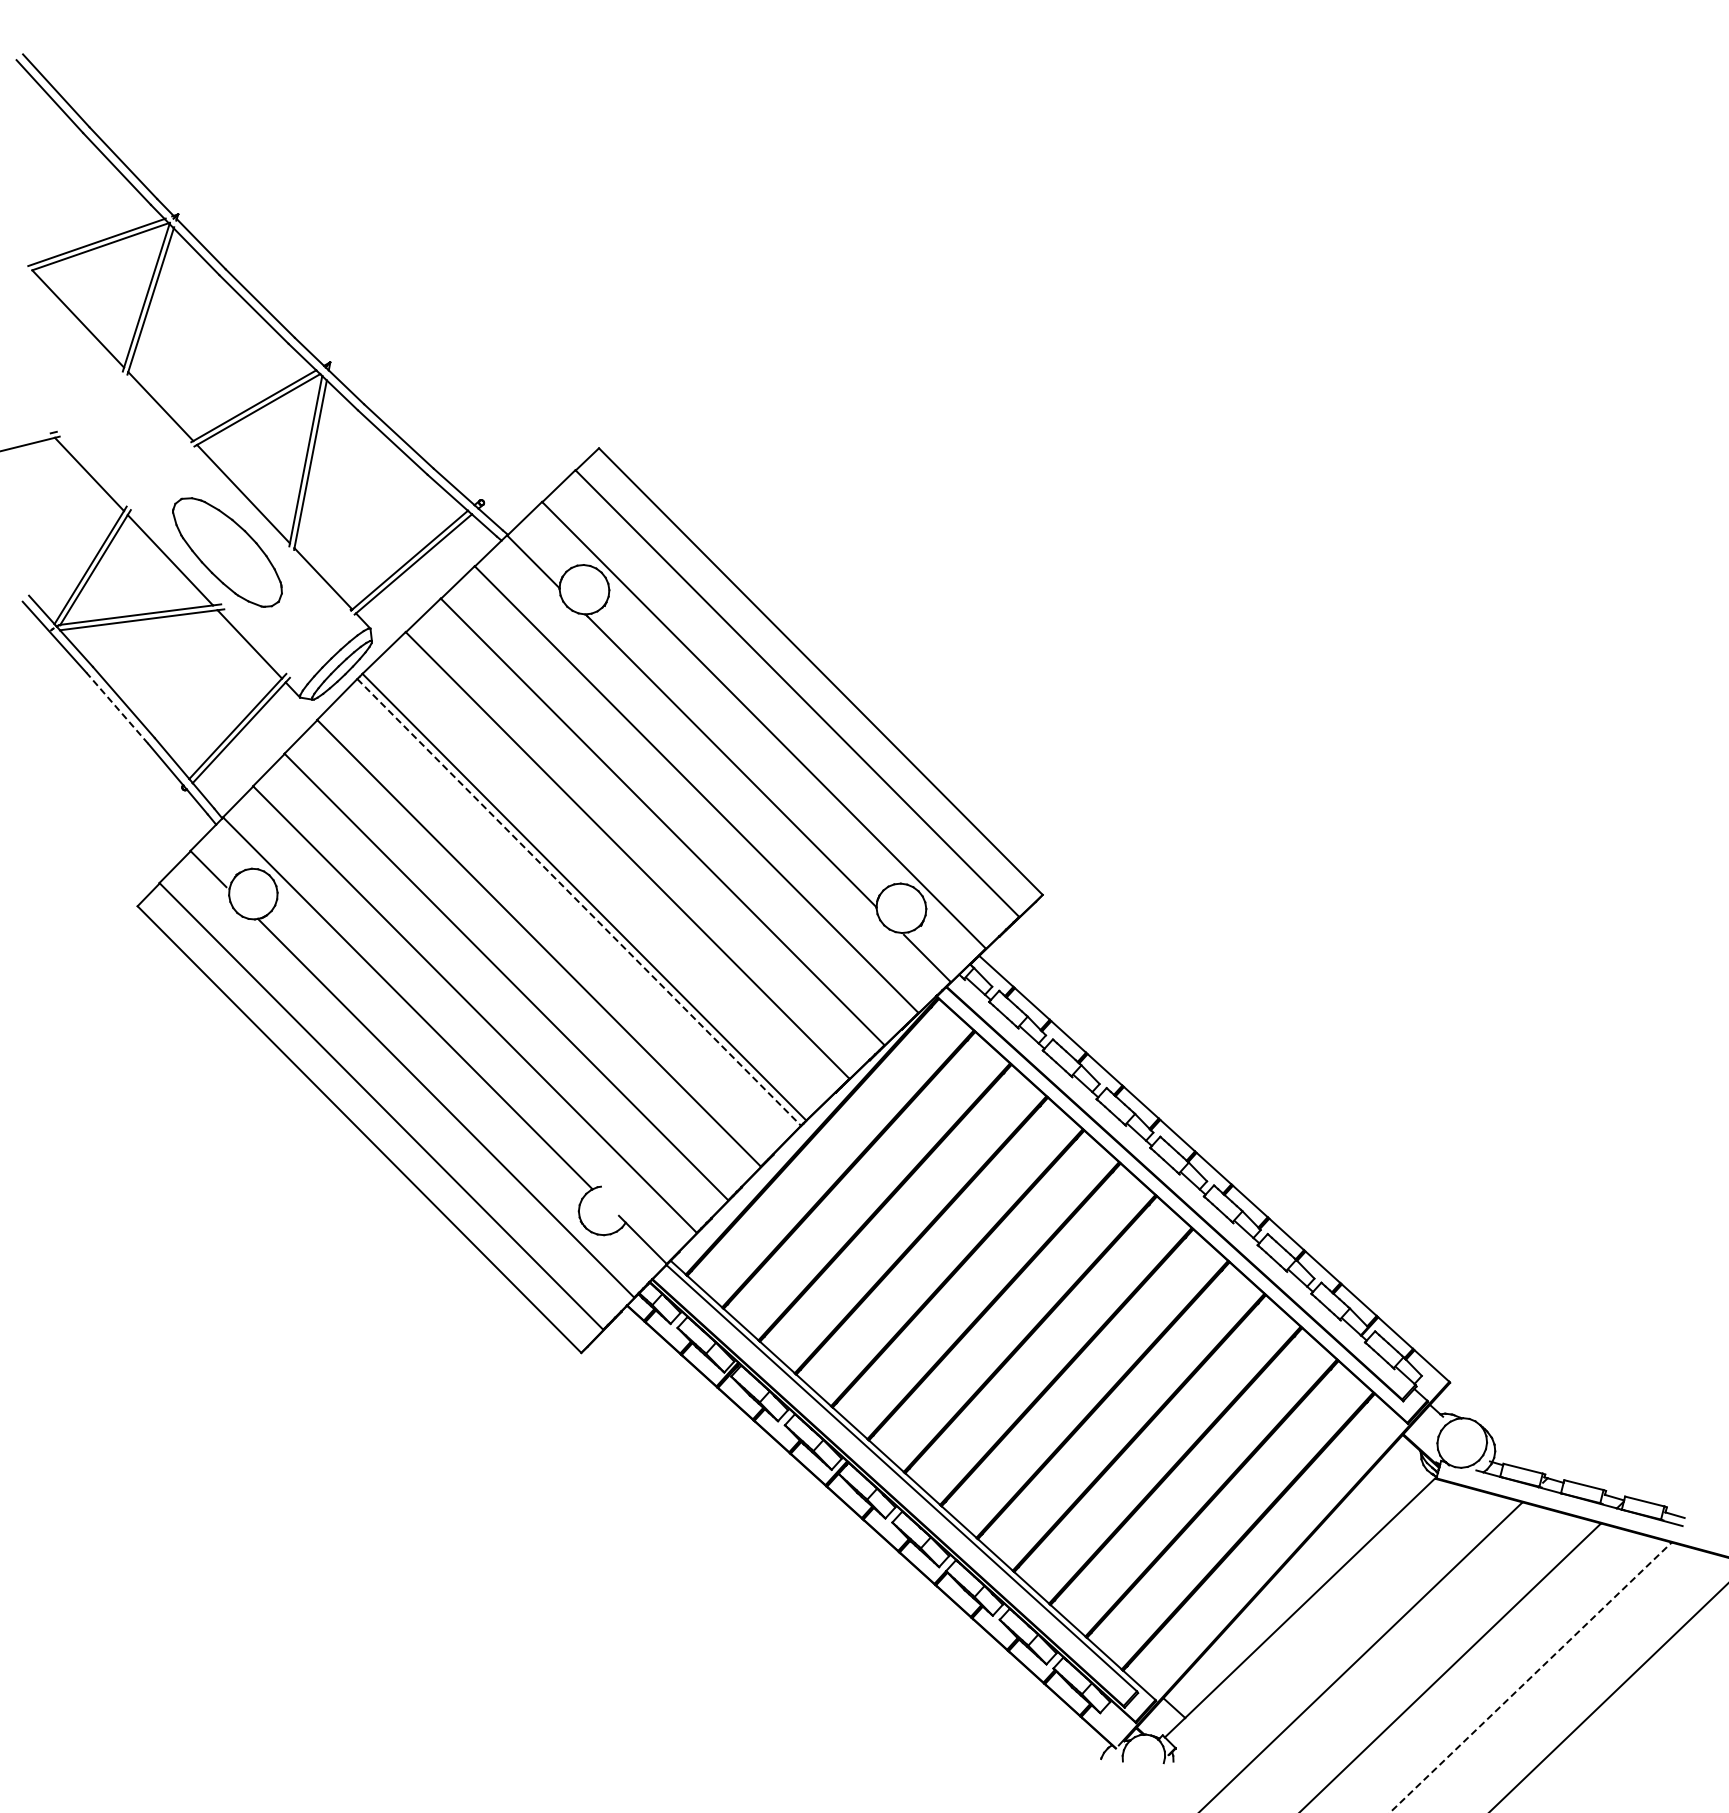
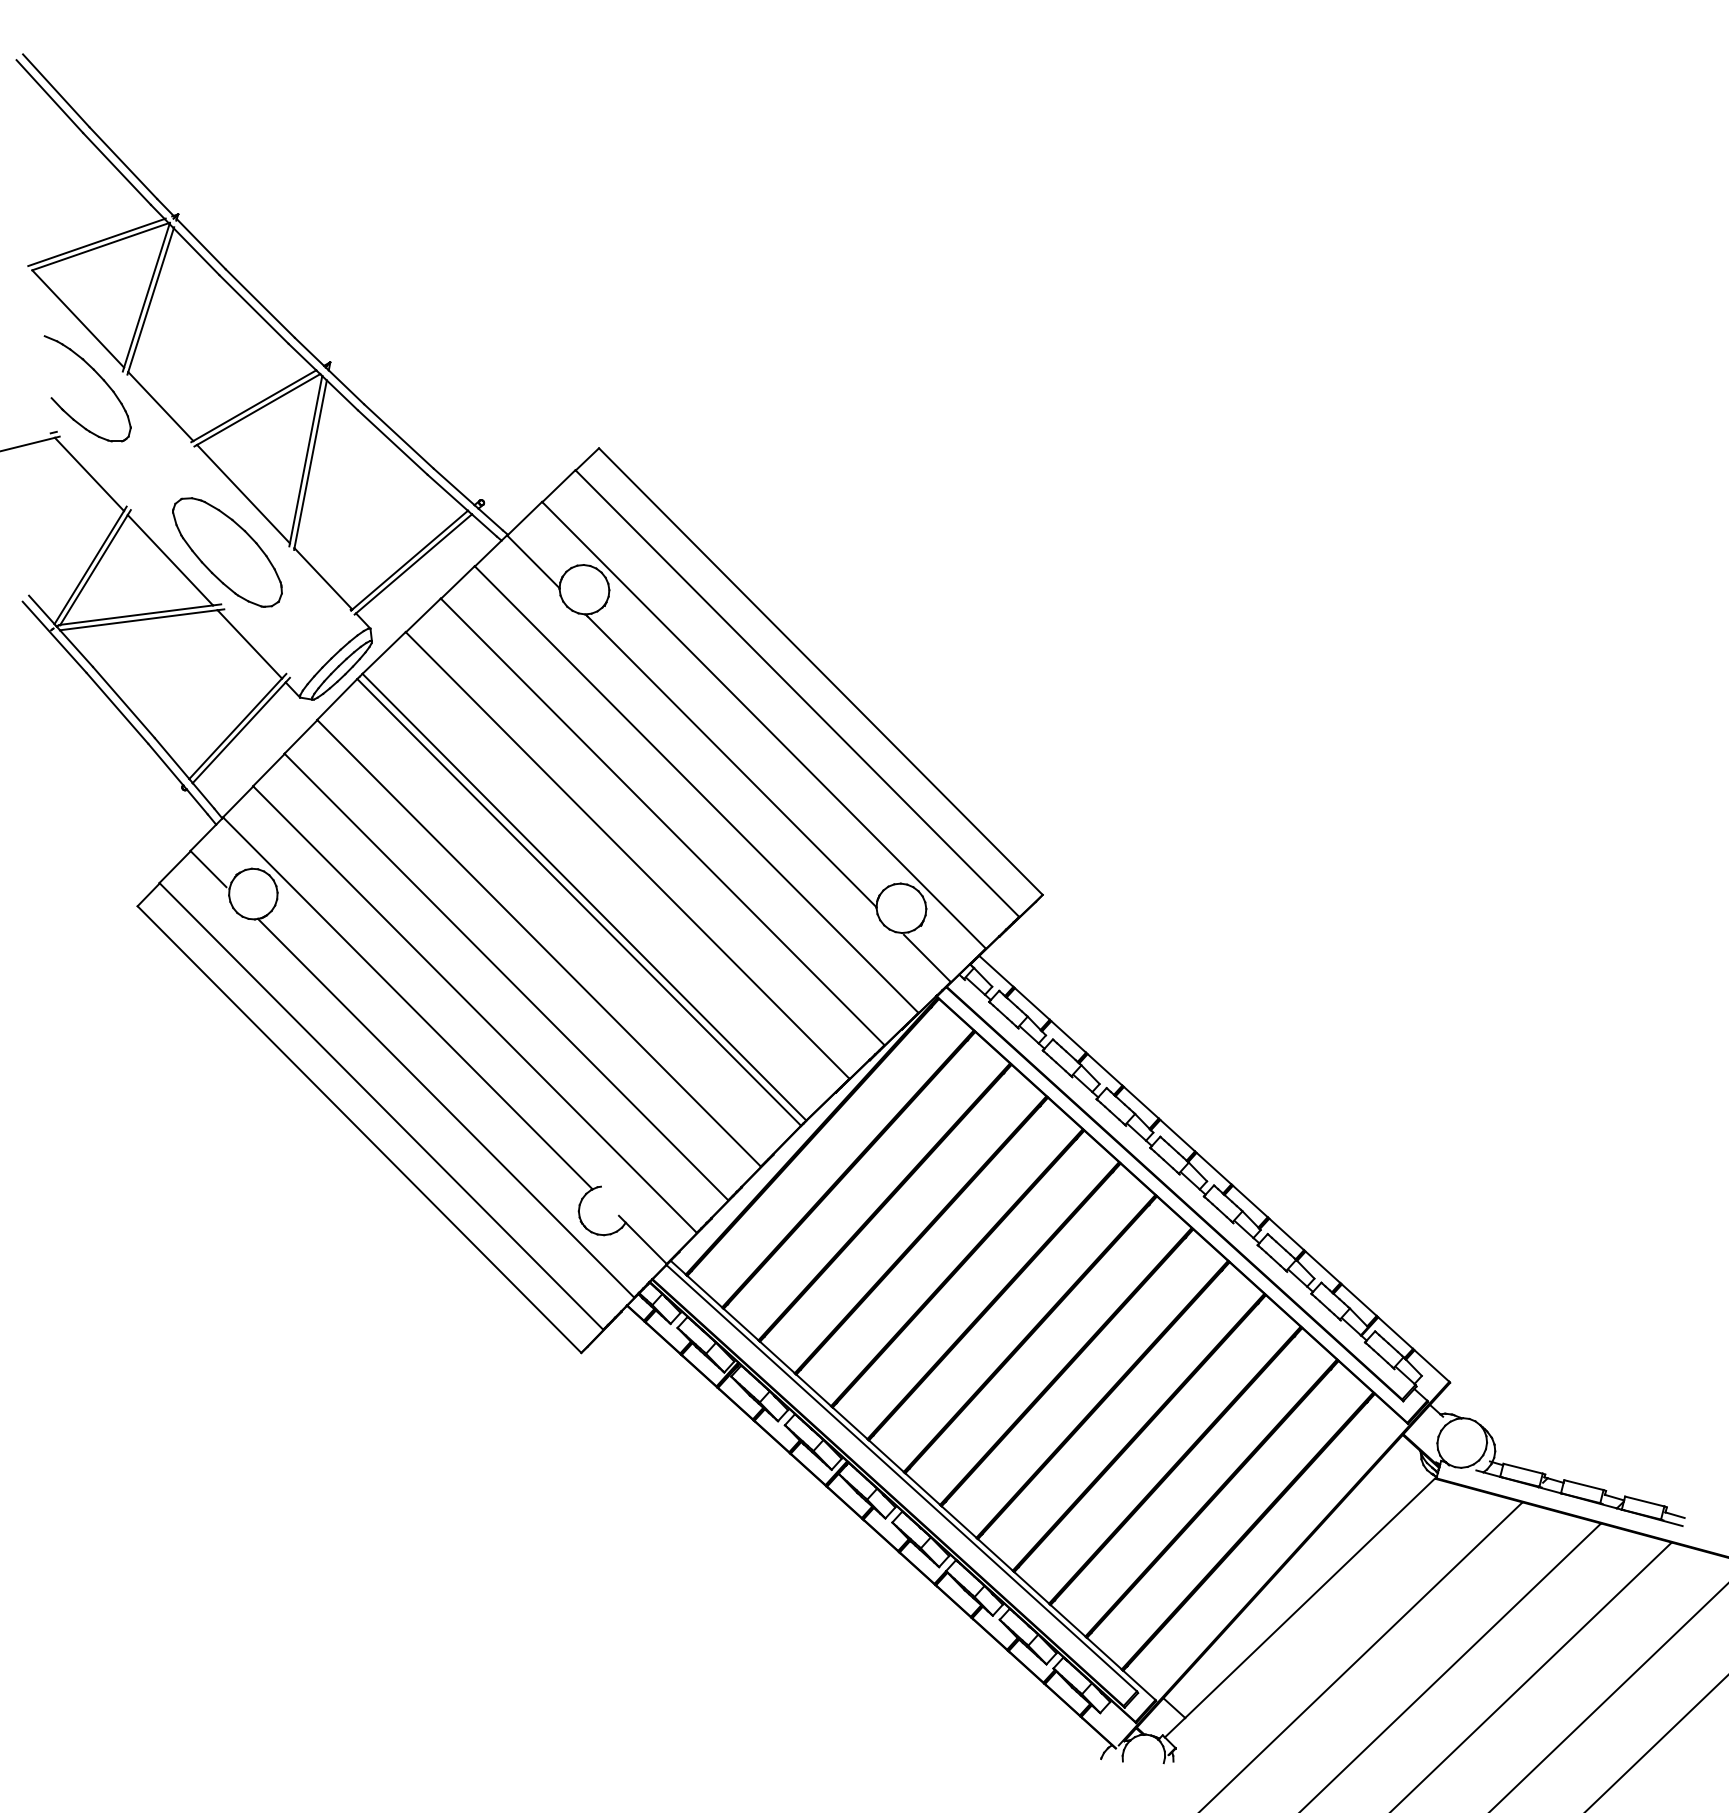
part: none -> present (99, 377)
line: dashed -> solid (117, 707)
line: dashed -> solid (579, 902)
line: dashed -> solid (1531, 1677)
line: none -> present (1656, 1743)
